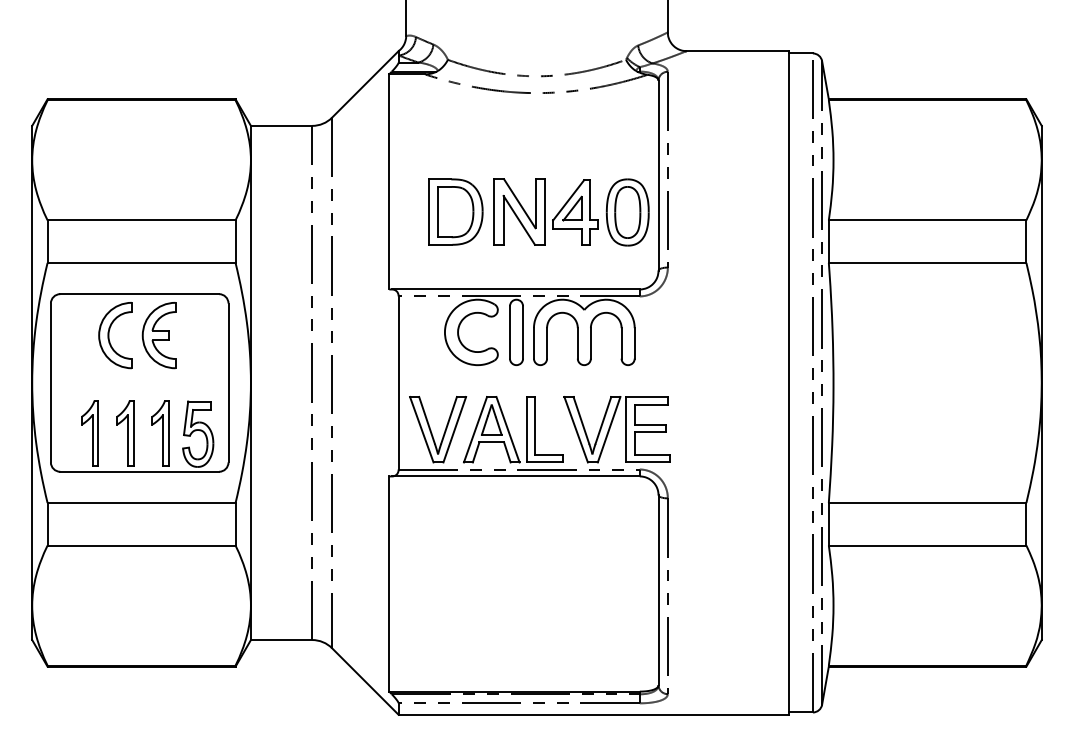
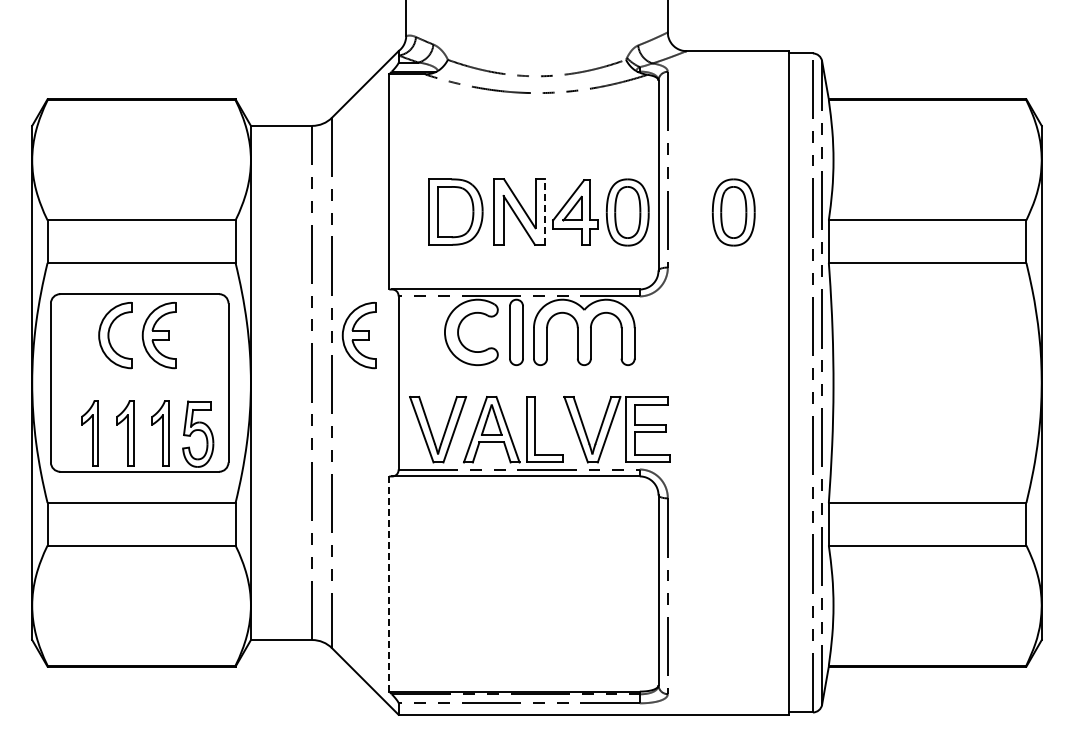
line: solid -> dashed (544, 212)
part: none -> present (733, 212)
part: none -> present (358, 335)
line: solid -> dashed (389, 584)
